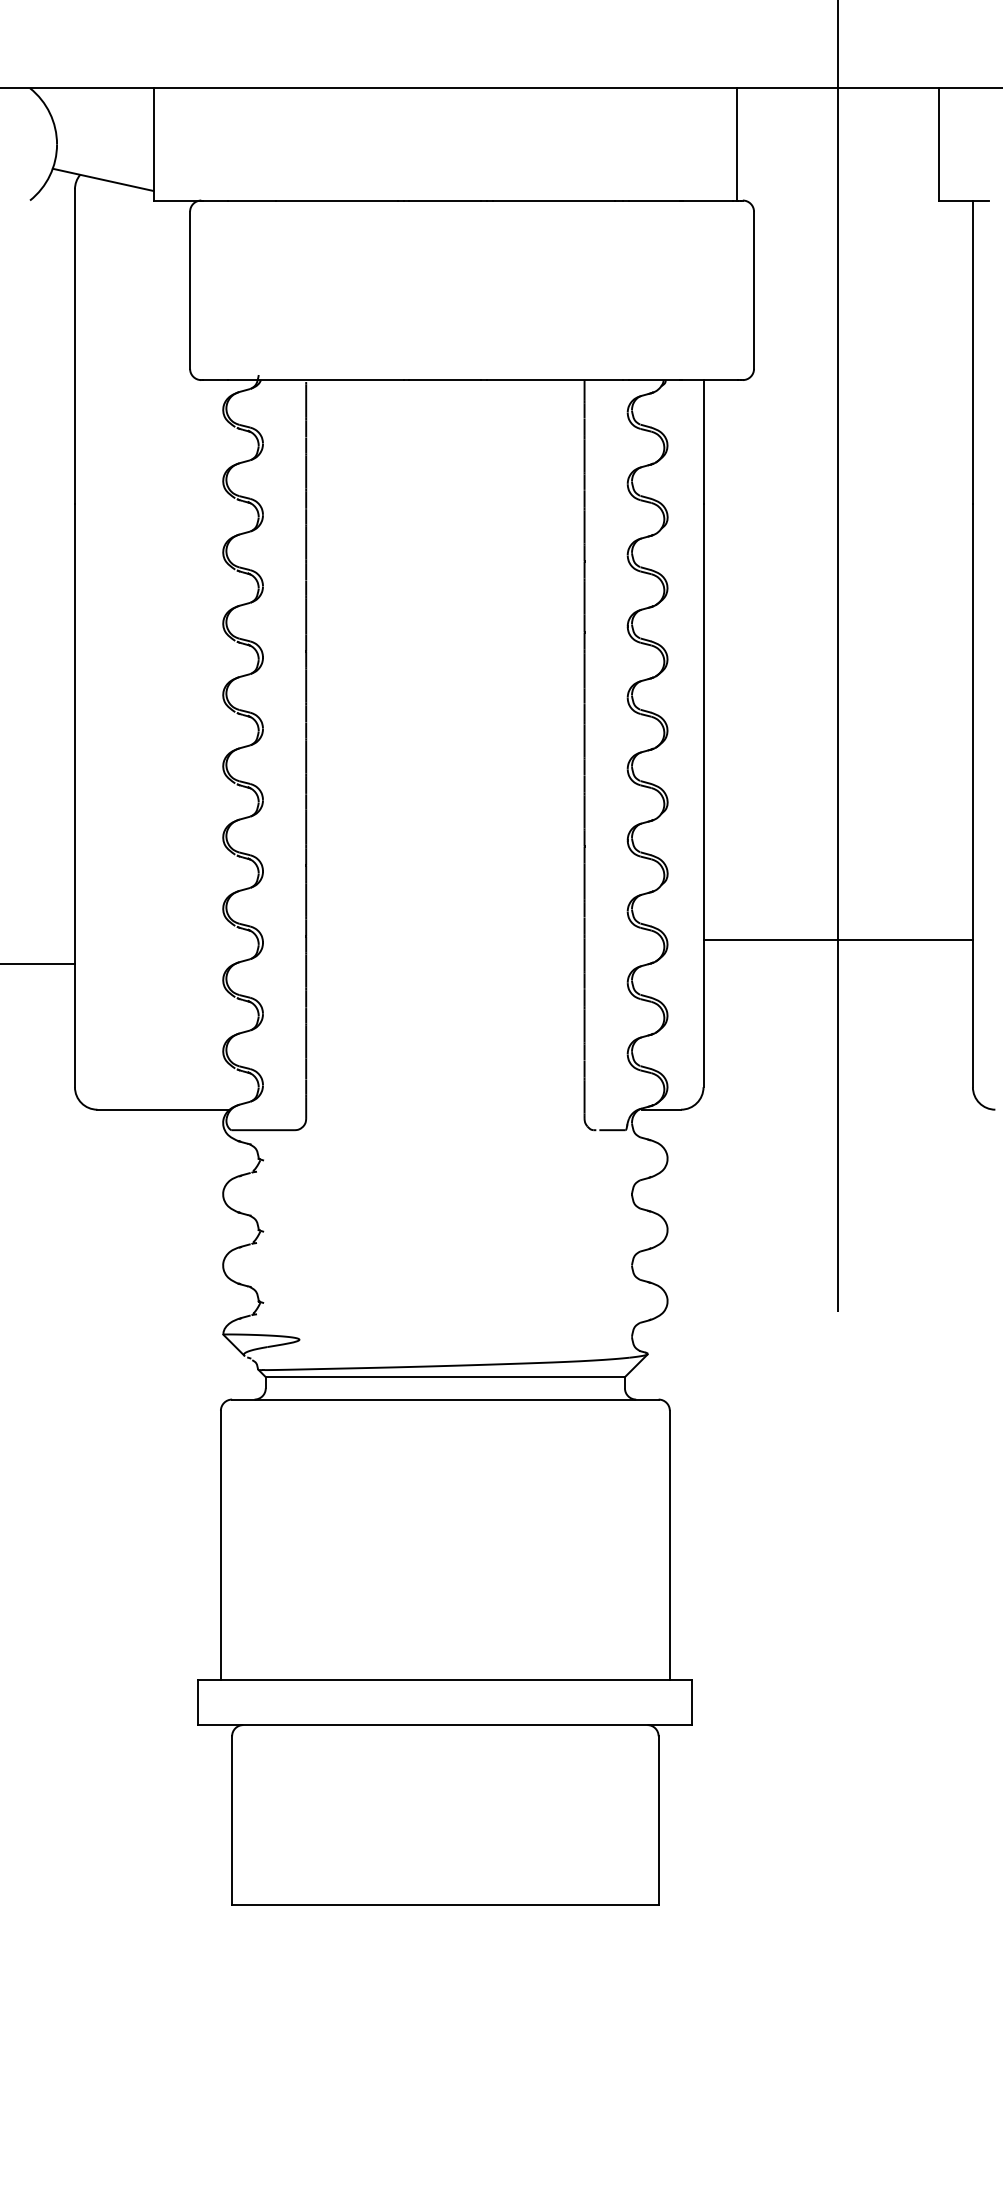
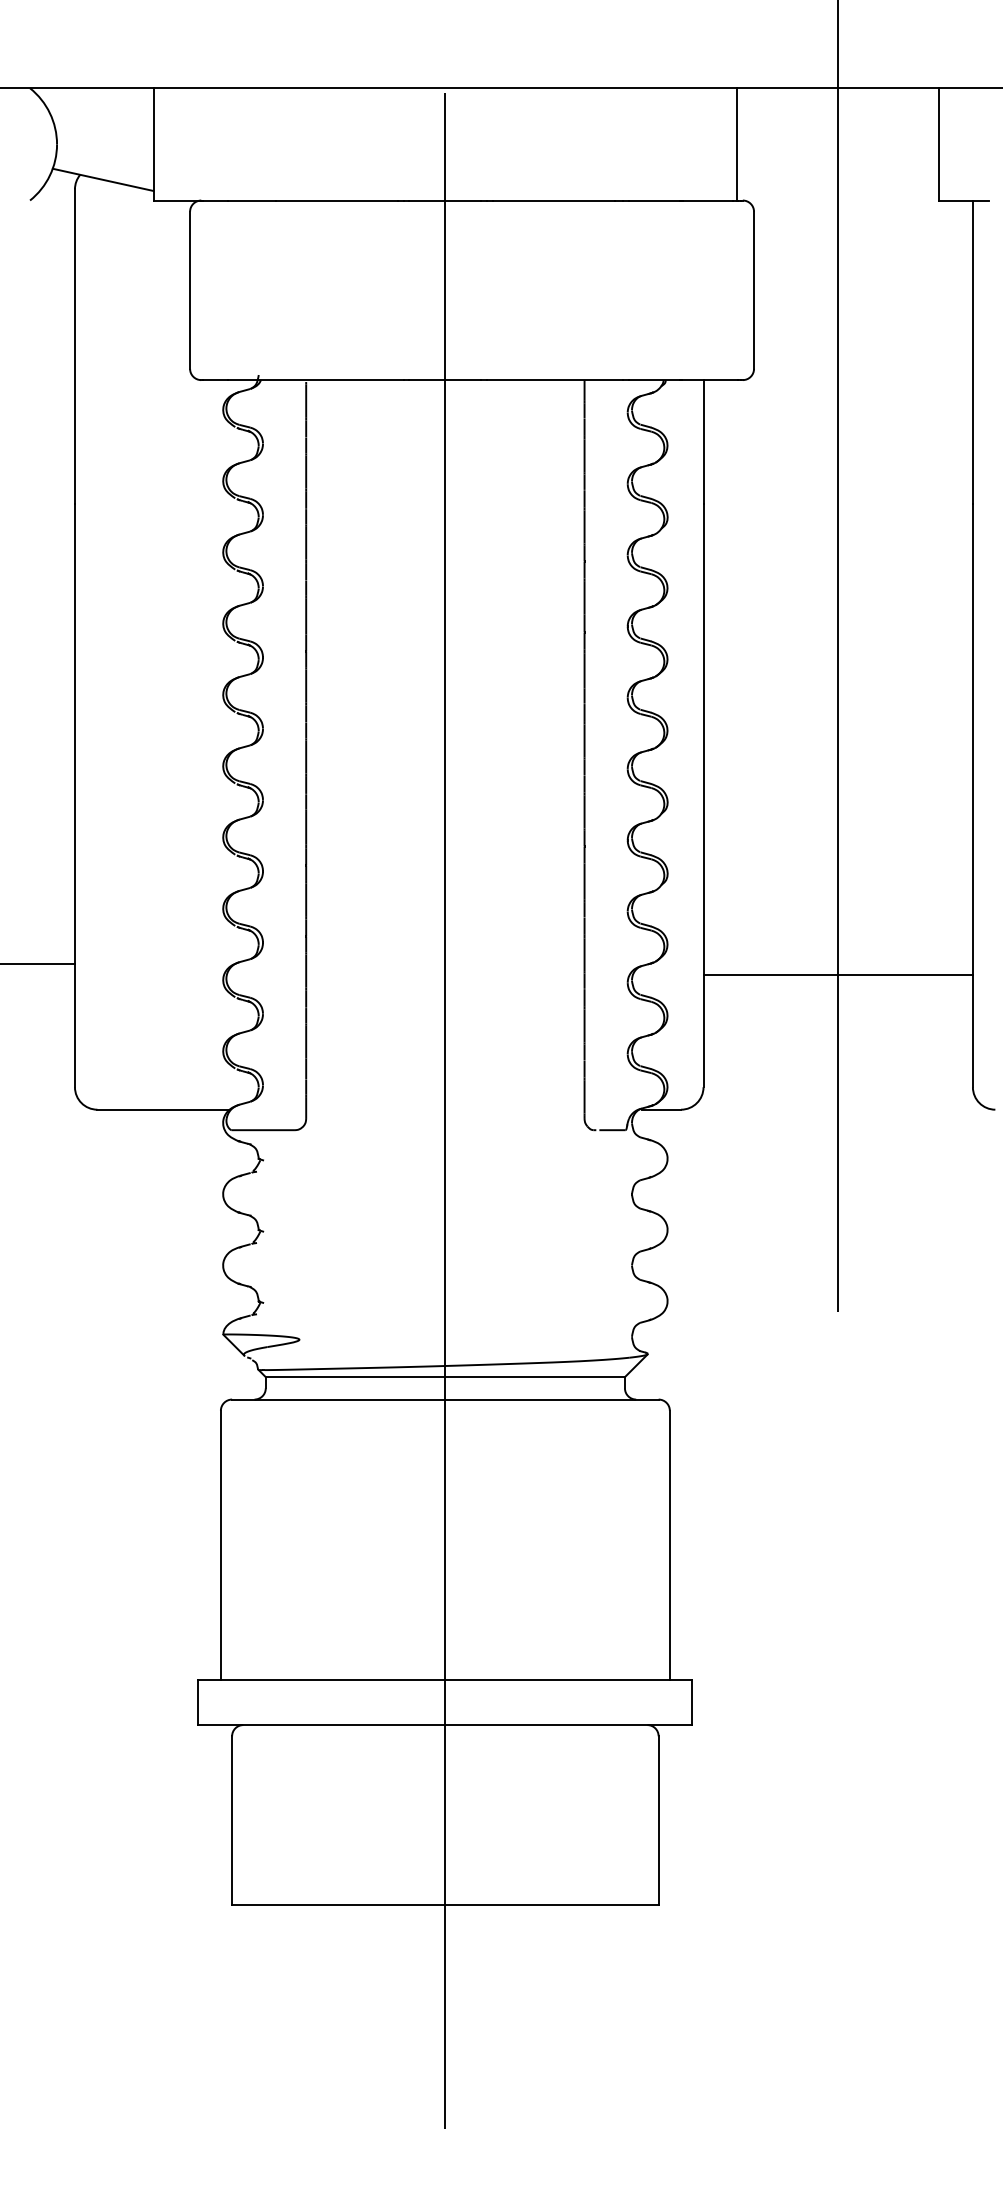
line position: (837, 940) -> (837, 975) (837, 975)
line: none -> present (445, 1111)
